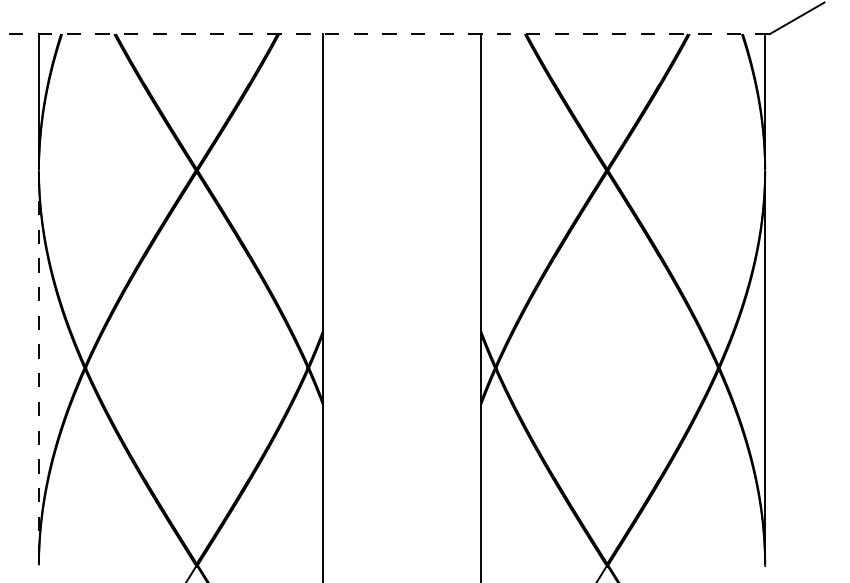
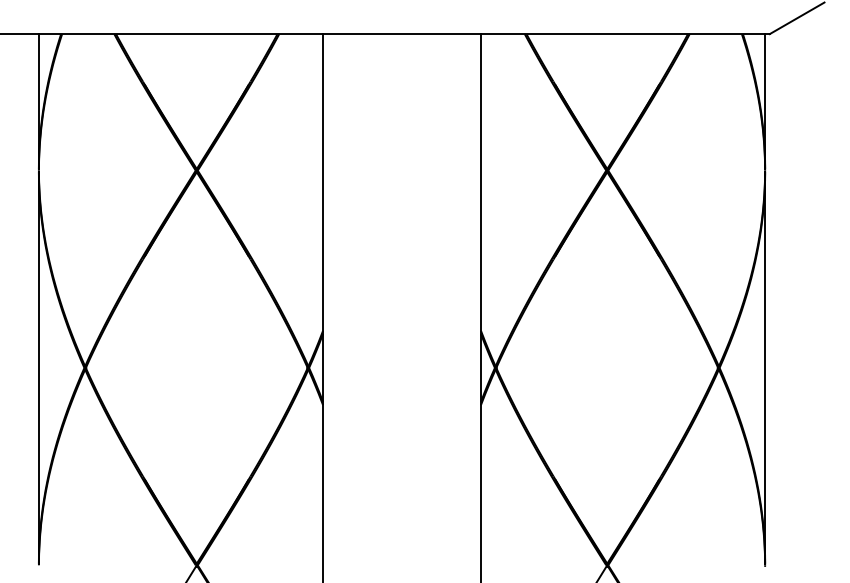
line: dashed -> solid (385, 34)
line: dashed -> solid (38, 367)
